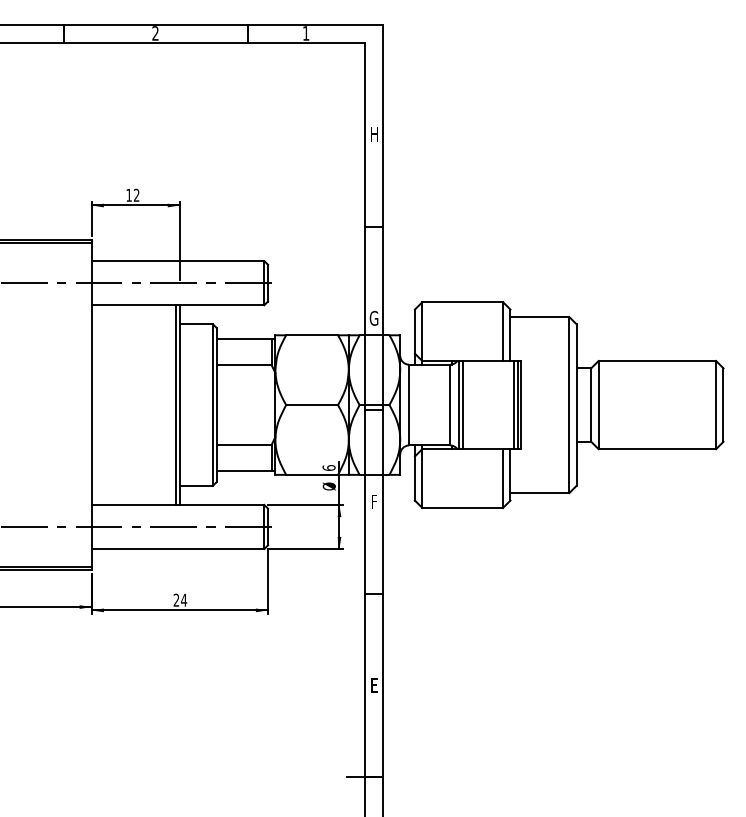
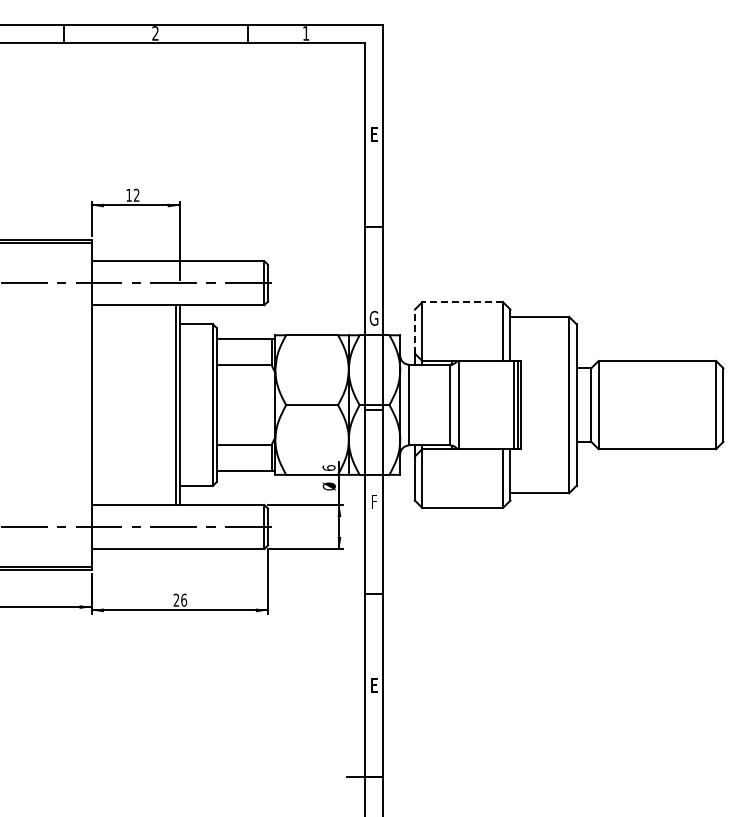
text: H -> E (374, 134)
line: solid -> dashed (462, 302)
line: solid -> dashed (414, 331)
line: present -> none (462, 405)
text: 24 -> 26 (184, 599)
